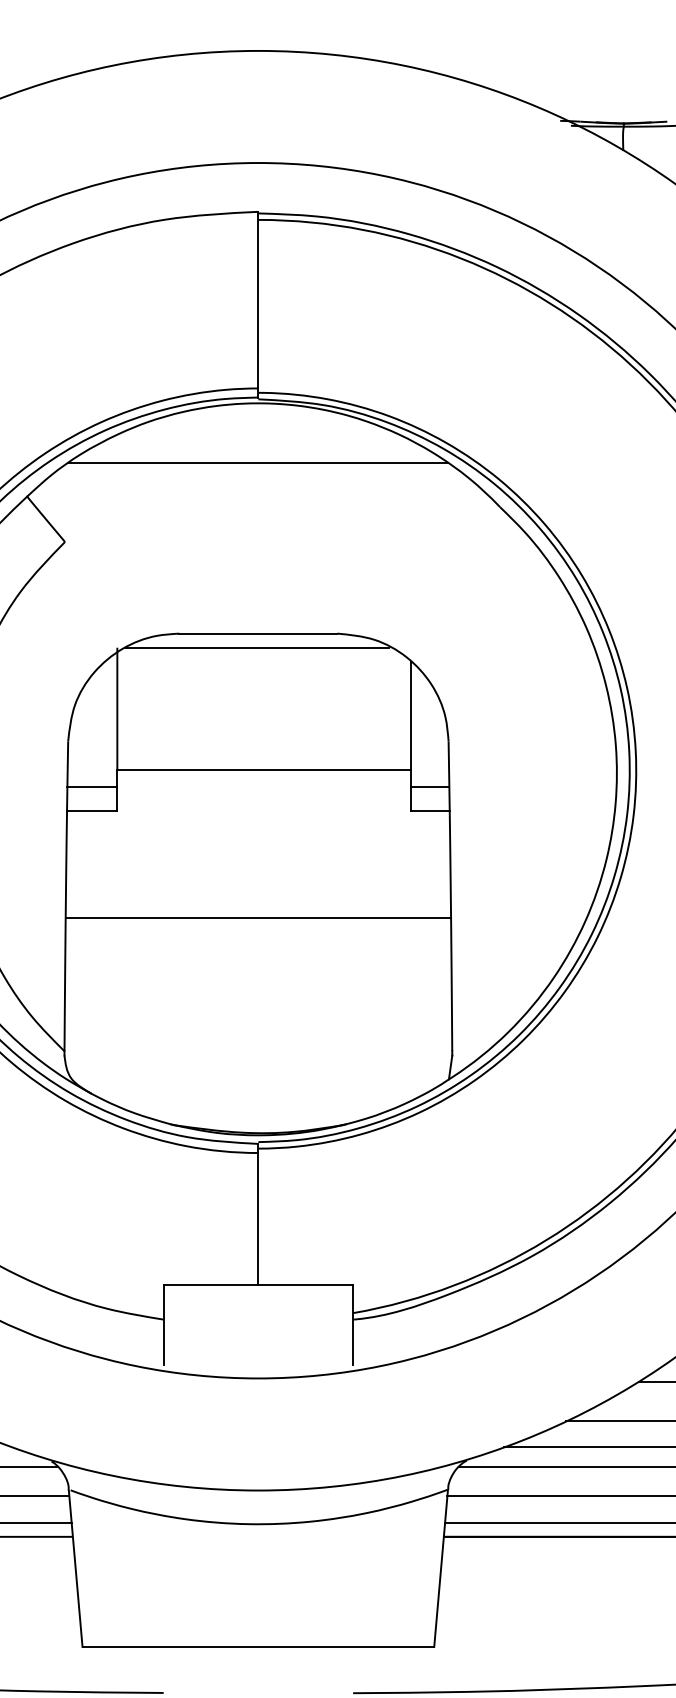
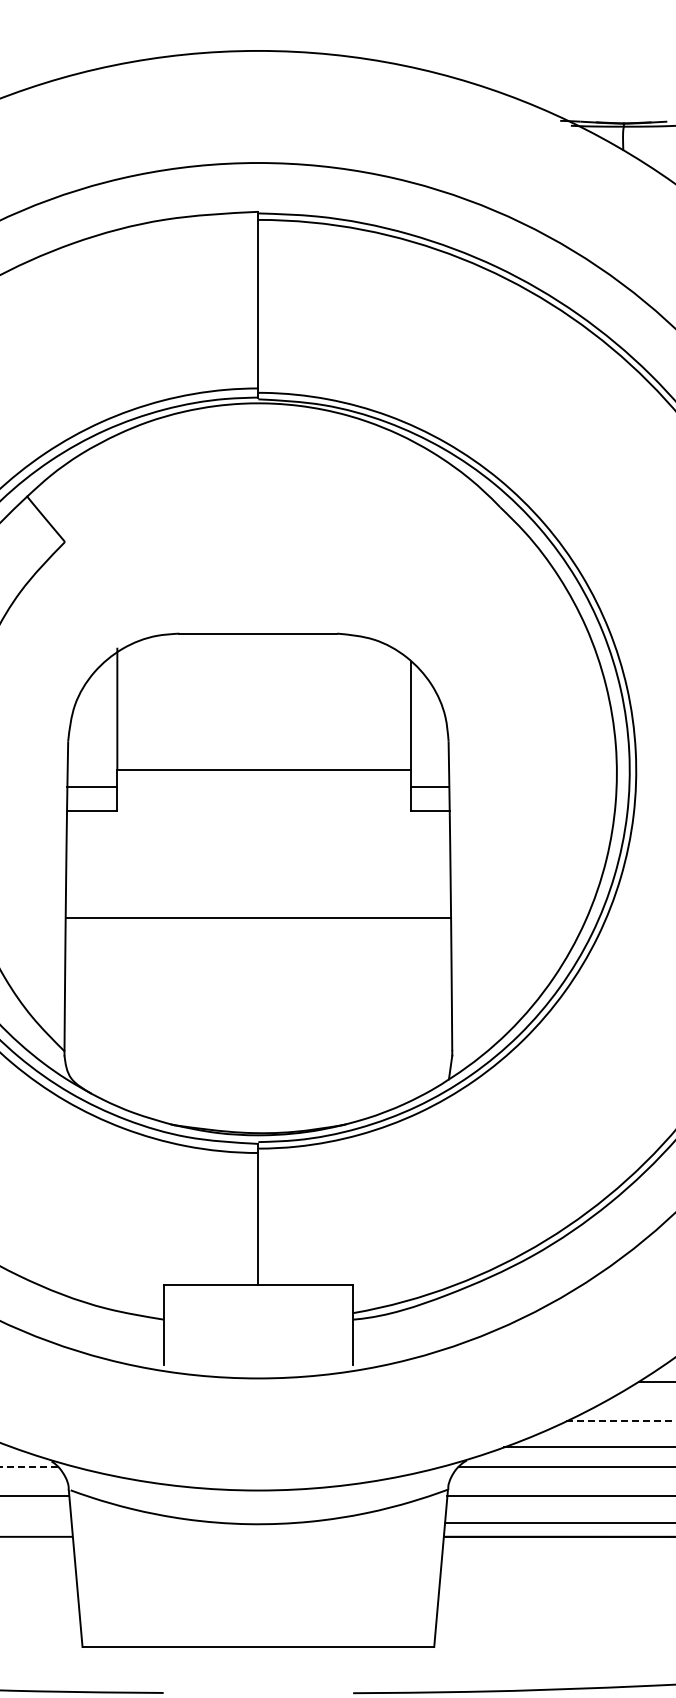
line: present -> none (257, 463)
line: present -> none (256, 647)
line: solid -> dashed (621, 1421)
line: solid -> dashed (29, 1466)
line: present -> none (36, 1523)
